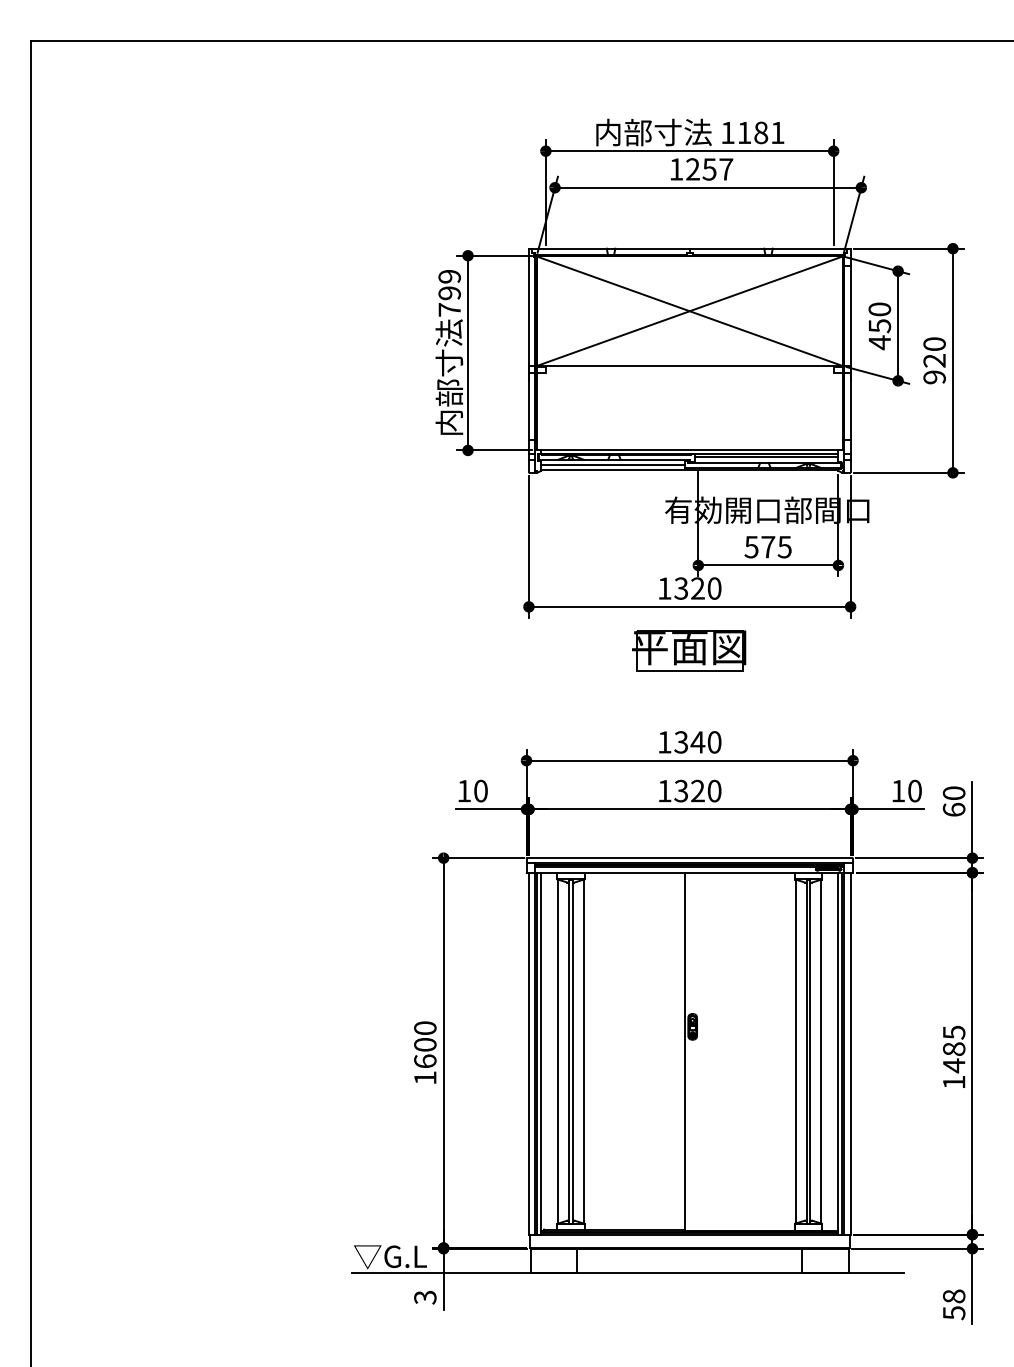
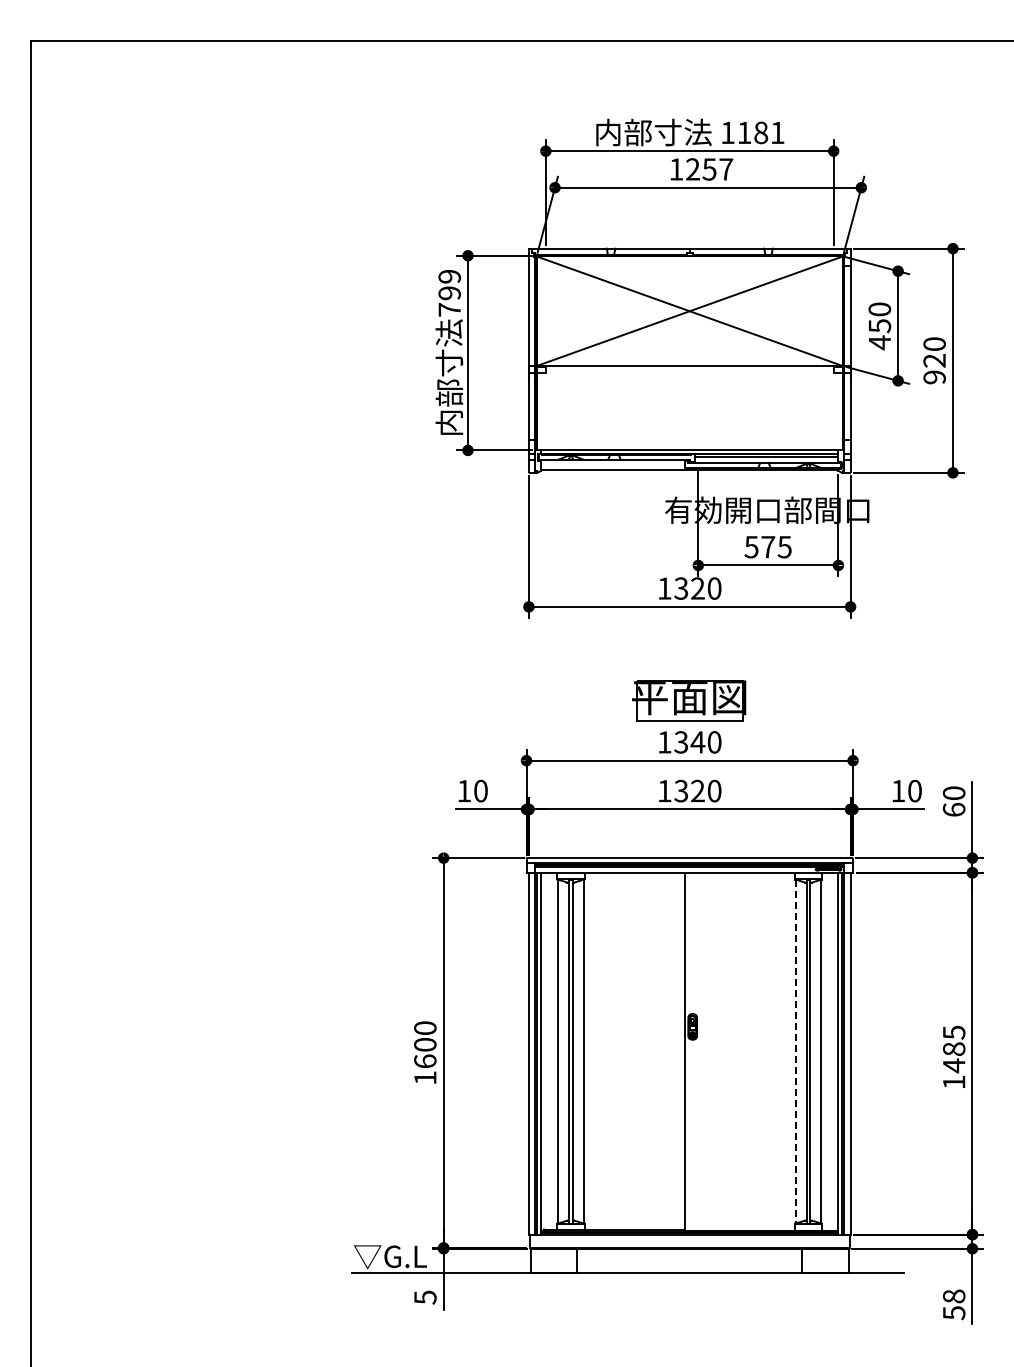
line: present -> none (612, 465)
part position: (689, 650) -> (689, 700) (689, 700)
line: solid -> dashed (795, 1052)
text: 3 -> 5 (425, 1296)
